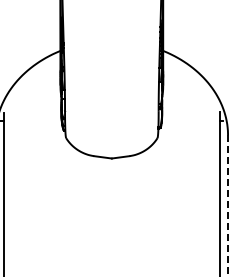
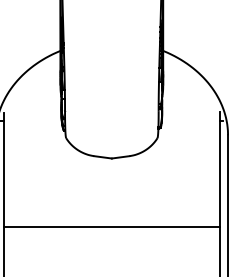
line: dashed -> solid (228, 206)
line: none -> present (111, 227)
